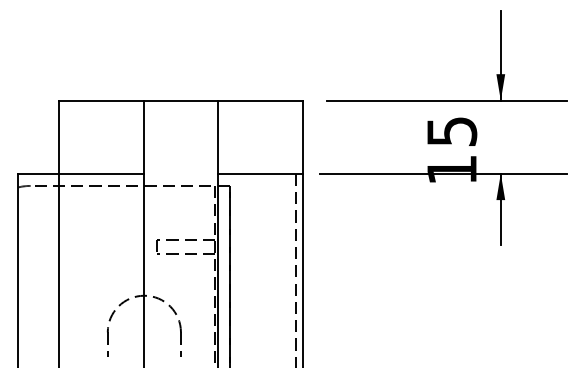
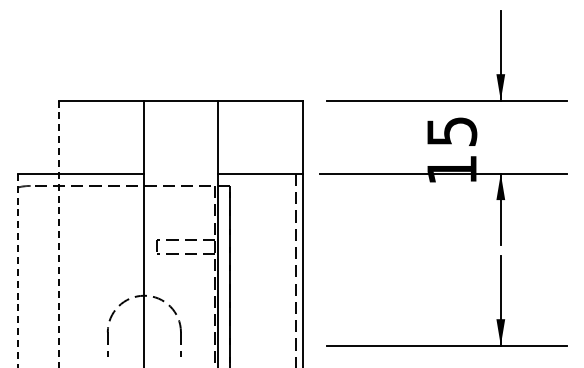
line: solid -> dashed (58, 234)
line: solid -> dashed (17, 270)
part: none -> present (446, 345)
